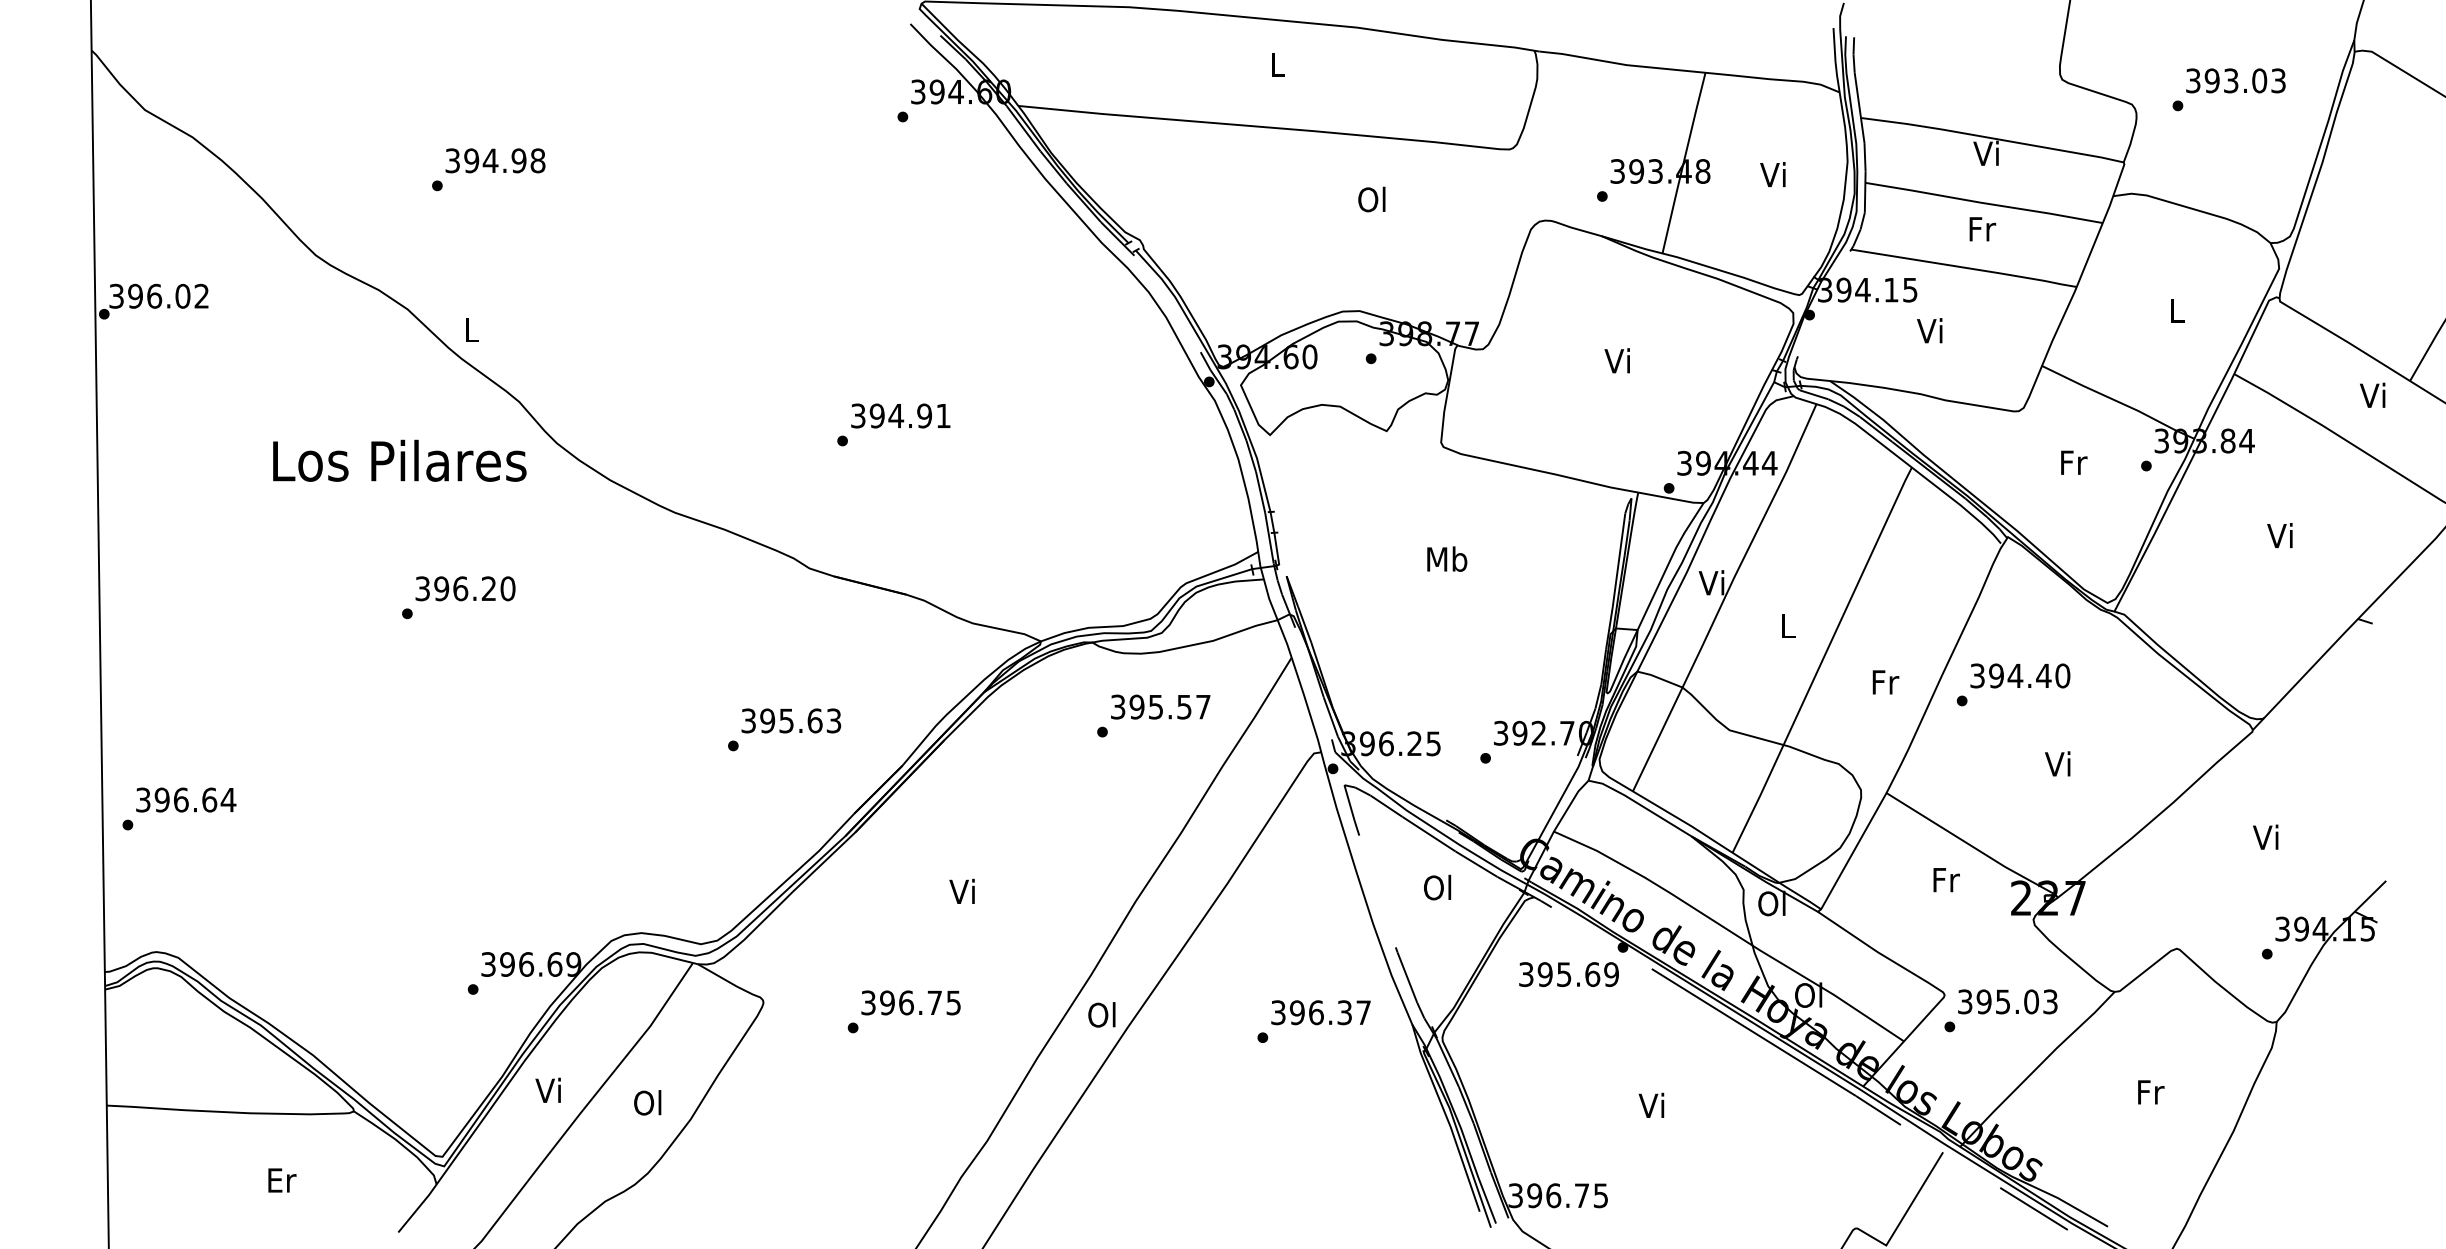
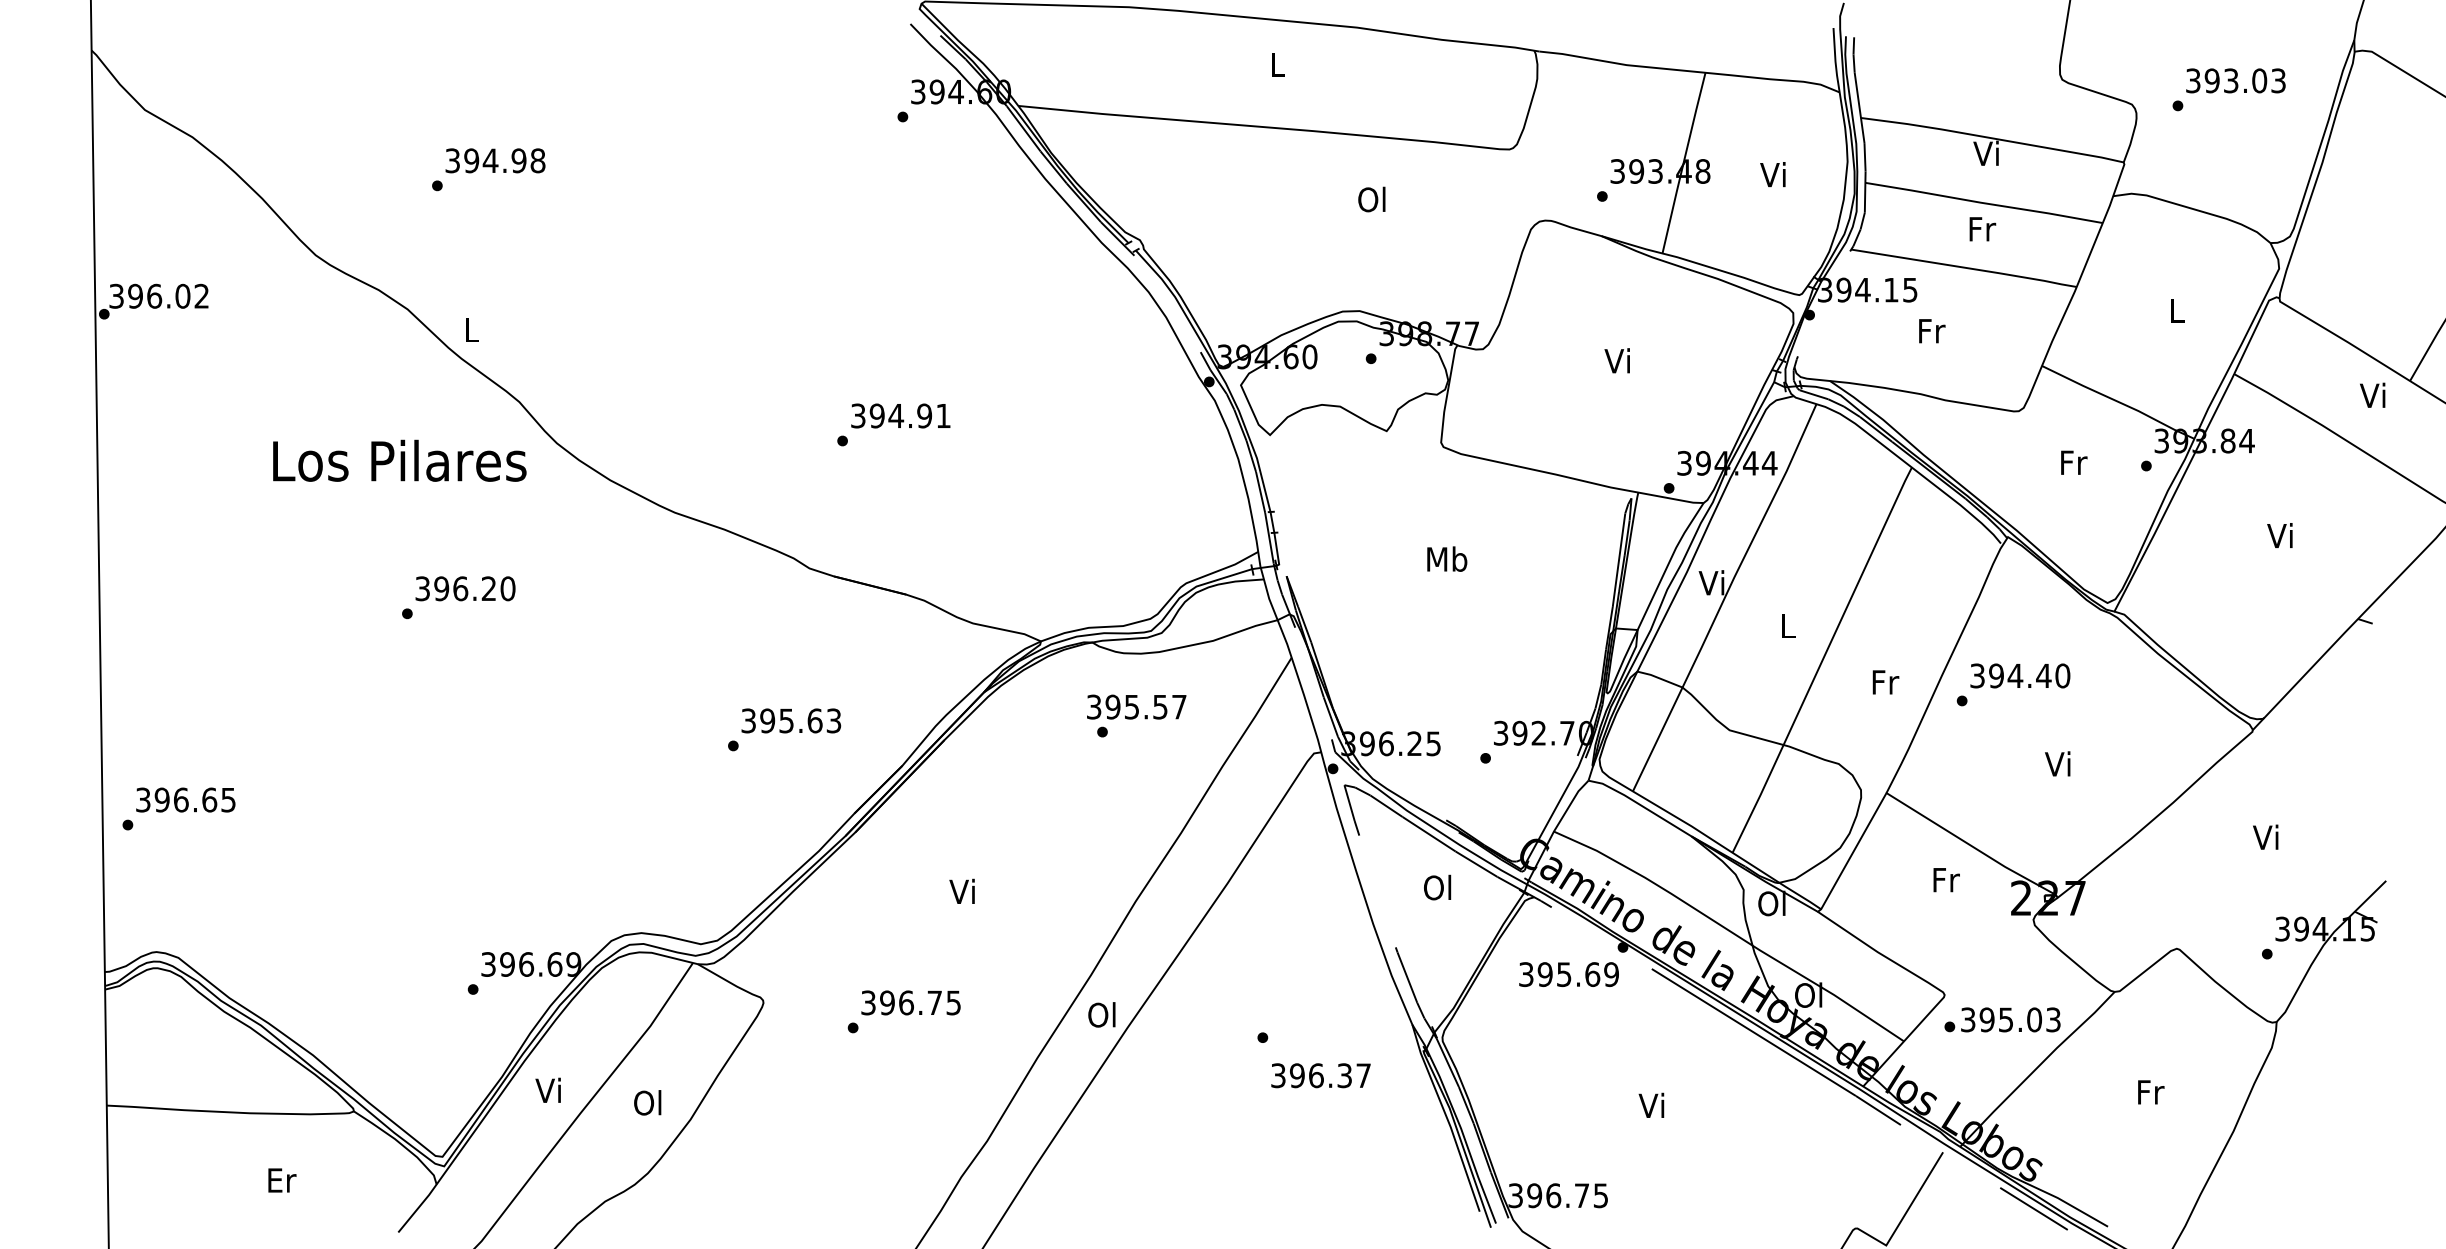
text: Vi -> Fr (1931, 330)
text position: (1160, 706) -> (1136, 706) (1136, 706)
text: 396.64 -> 396.65 (228, 800)
text position: (2007, 1001) -> (2010, 1019) (2010, 1019)
text position: (1320, 1012) -> (1320, 1075) (1320, 1075)
